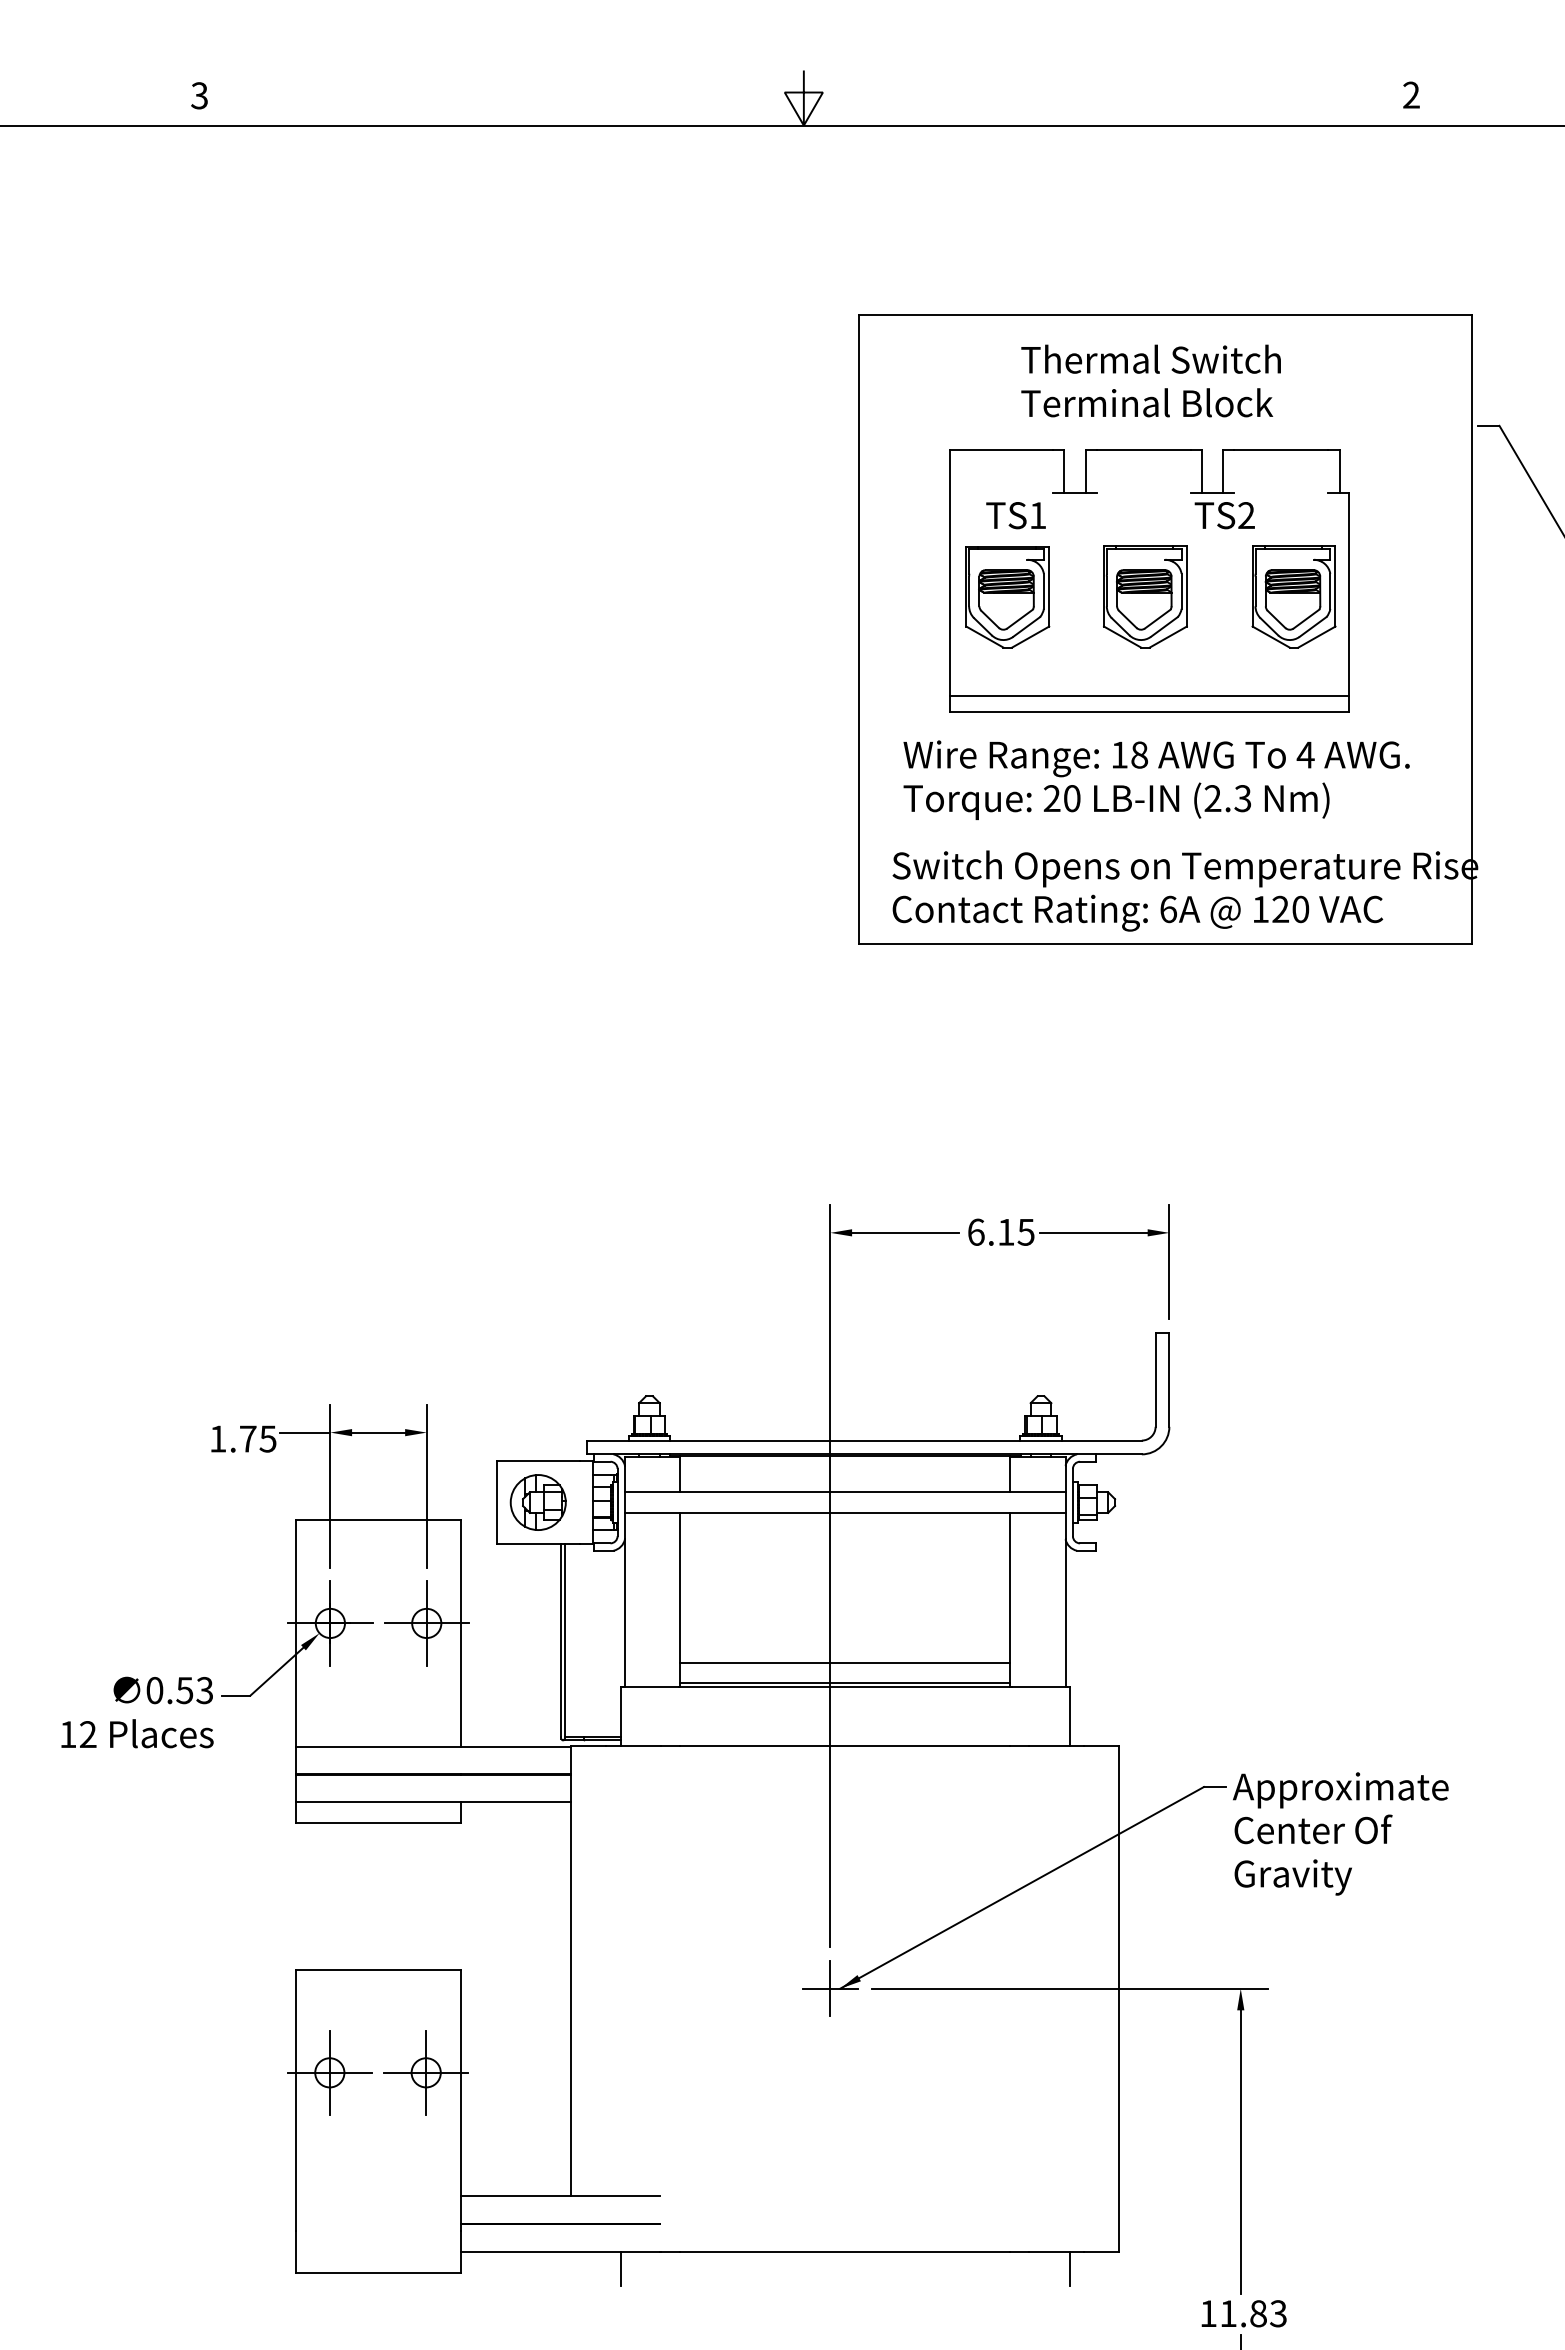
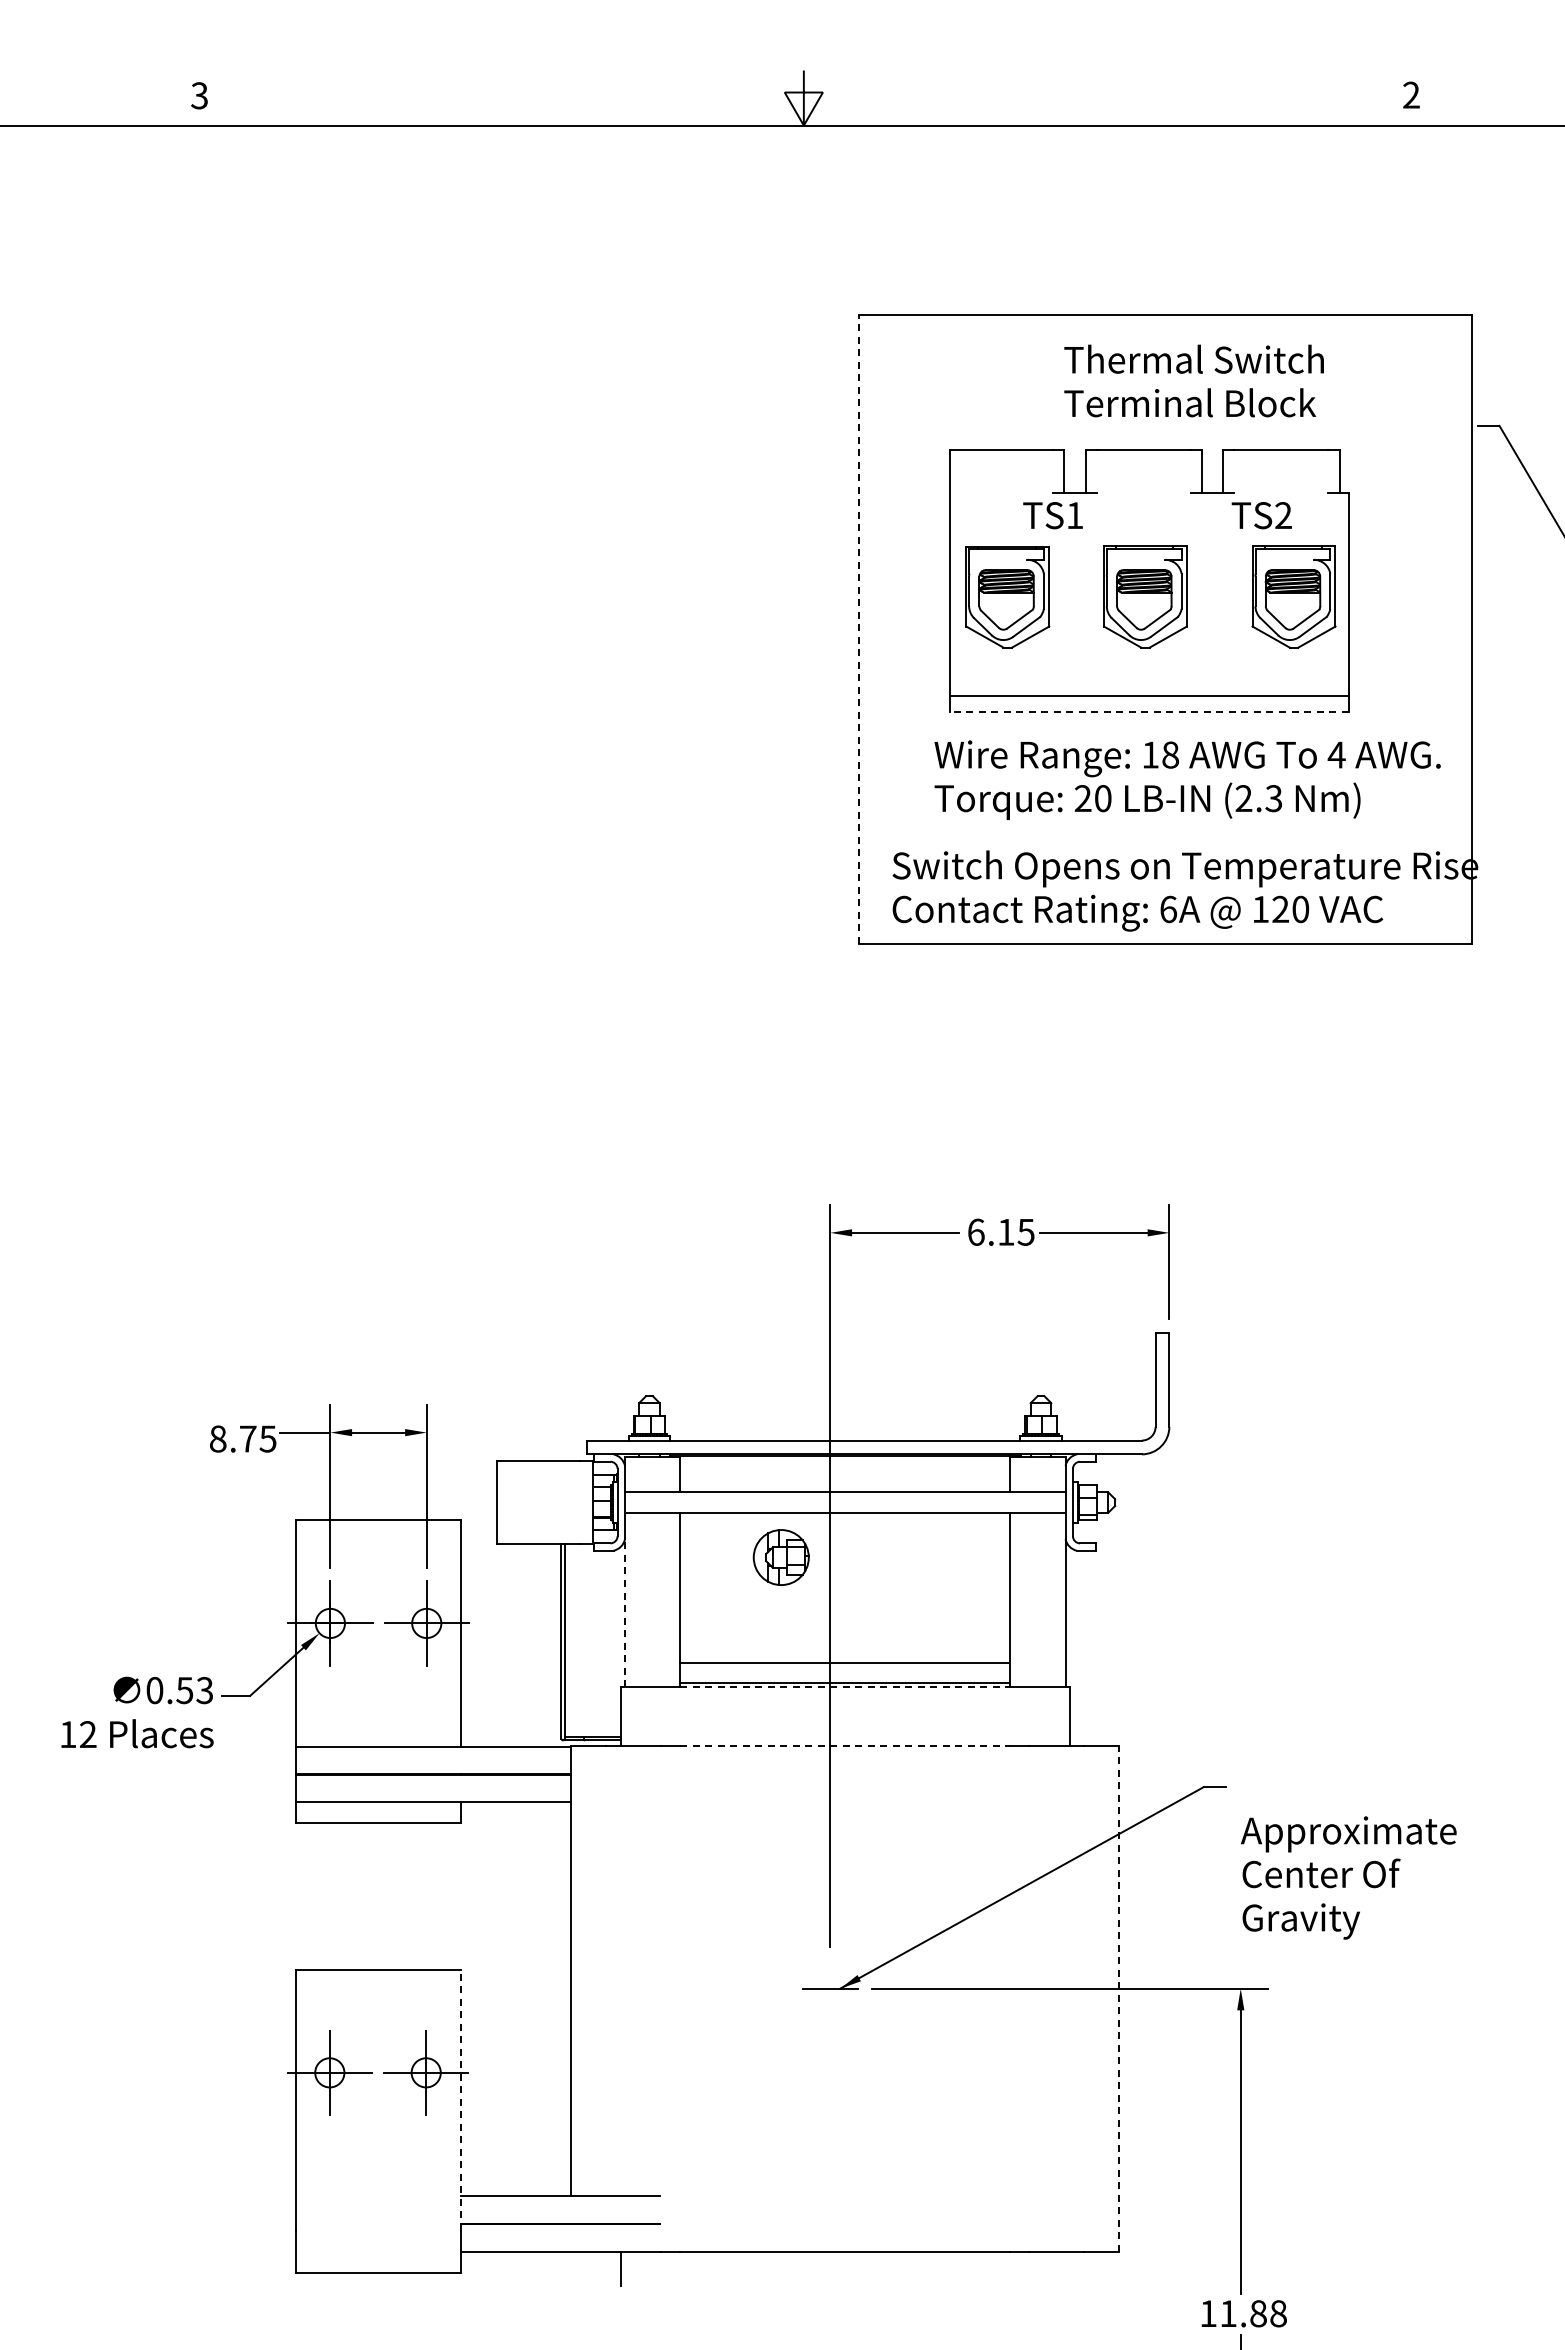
text position: (1150, 380) -> (1193, 380) (1193, 380)
text position: (1120, 515) -> (1157, 515) (1157, 515)
line: solid -> dashed (858, 629)
line: solid -> dashed (1148, 711)
text position: (1156, 779) -> (1187, 779) (1187, 779)
text: 1.75 -> 8.75 (218, 1438)
part position: (537, 1502) -> (780, 1557) (780, 1557)
line: solid -> dashed (624, 1613)
line: solid -> dashed (845, 1687)
line: solid -> dashed (845, 1746)
text position: (1340, 1833) -> (1348, 1877) (1348, 1877)
line: present -> none (830, 1988)
line: solid -> dashed (1119, 1999)
line: solid -> dashed (460, 2100)
line: present -> none (1069, 2268)
text: 11.83 -> 11.88 (1278, 2313)
